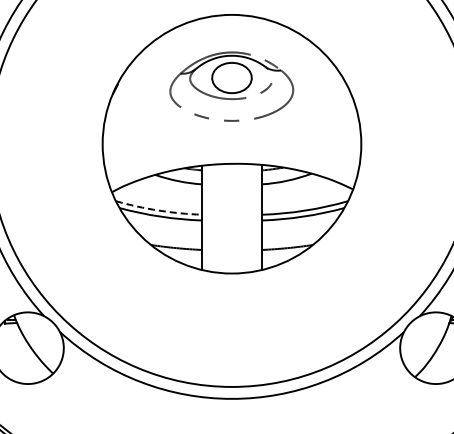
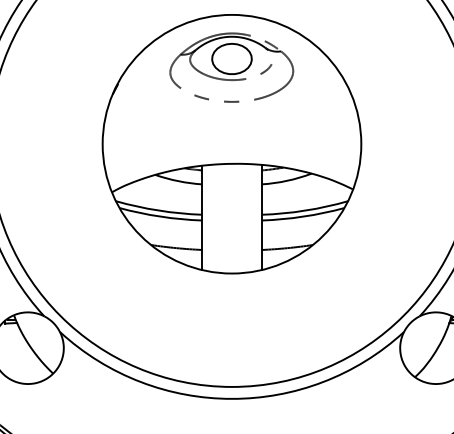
part position: (231, 86) -> (231, 67) (231, 67)
arc: dashed -> solid (158, 210)
